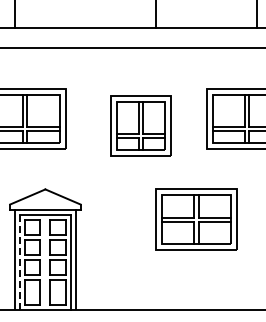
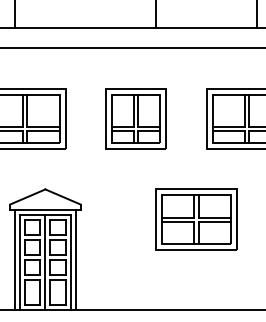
part position: (140, 125) -> (135, 118) (135, 118)
line: dashed -> solid (20, 262)
line: none -> present (45, 262)
